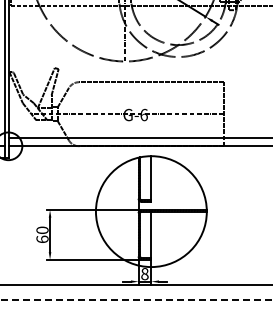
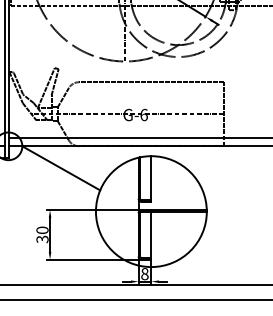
line: none -> present (61, 168)
text: 60 -> 30 (42, 239)
line: dashed -> solid (136, 299)
